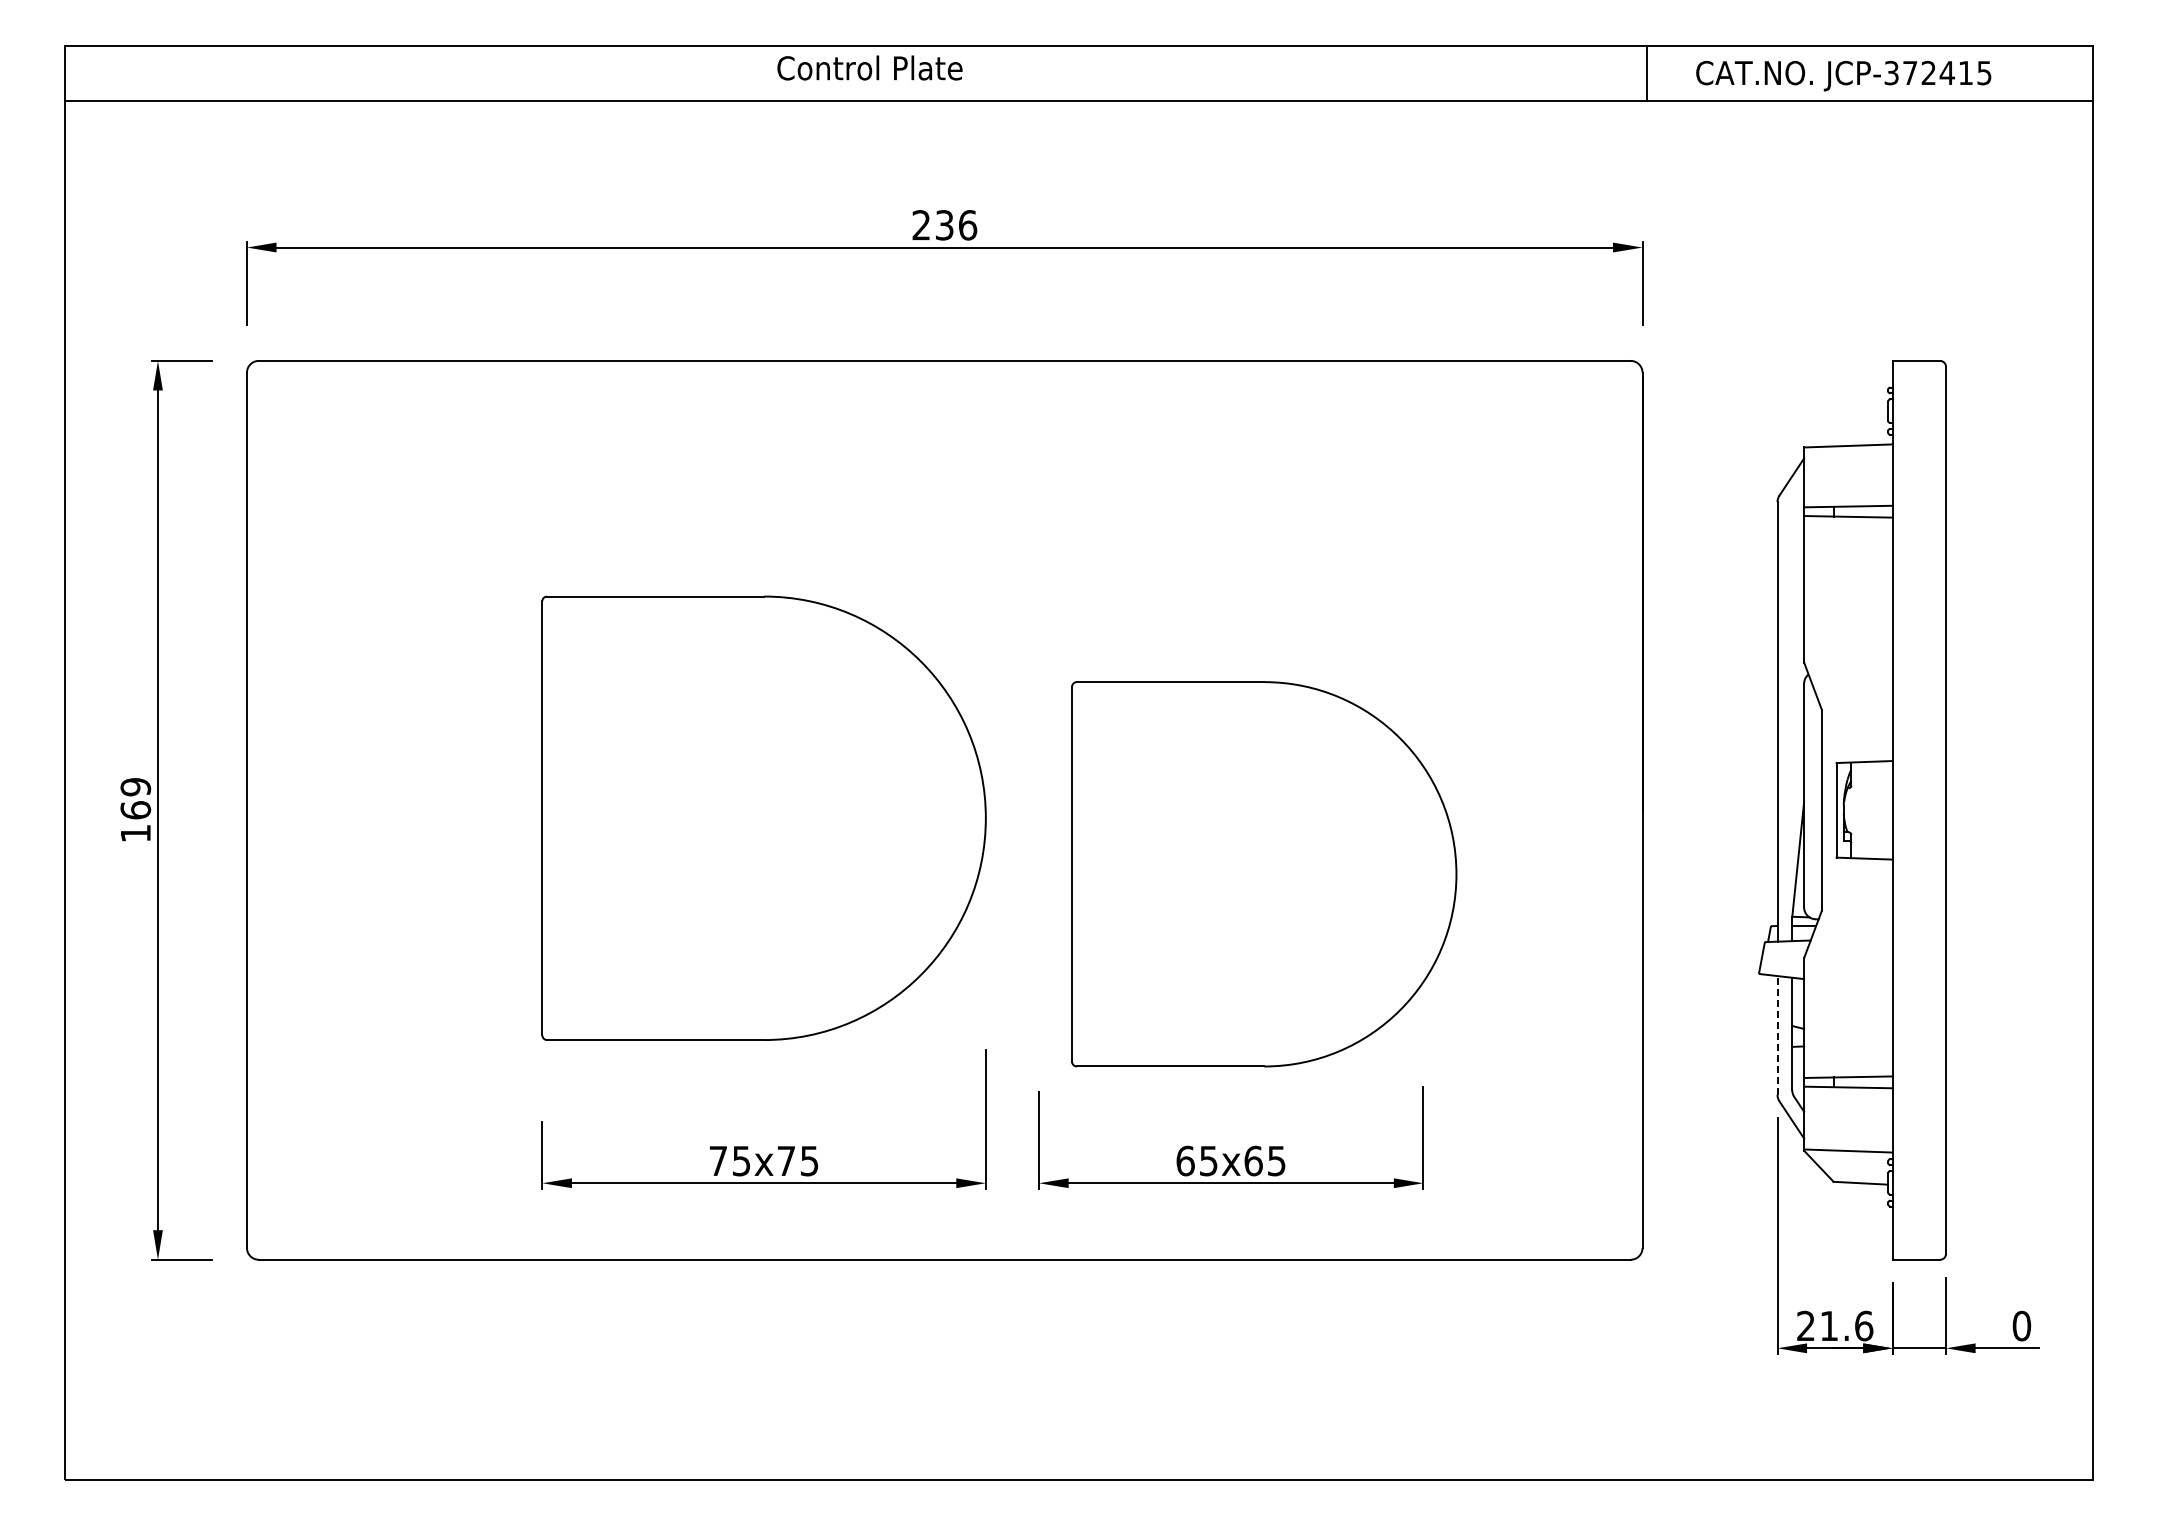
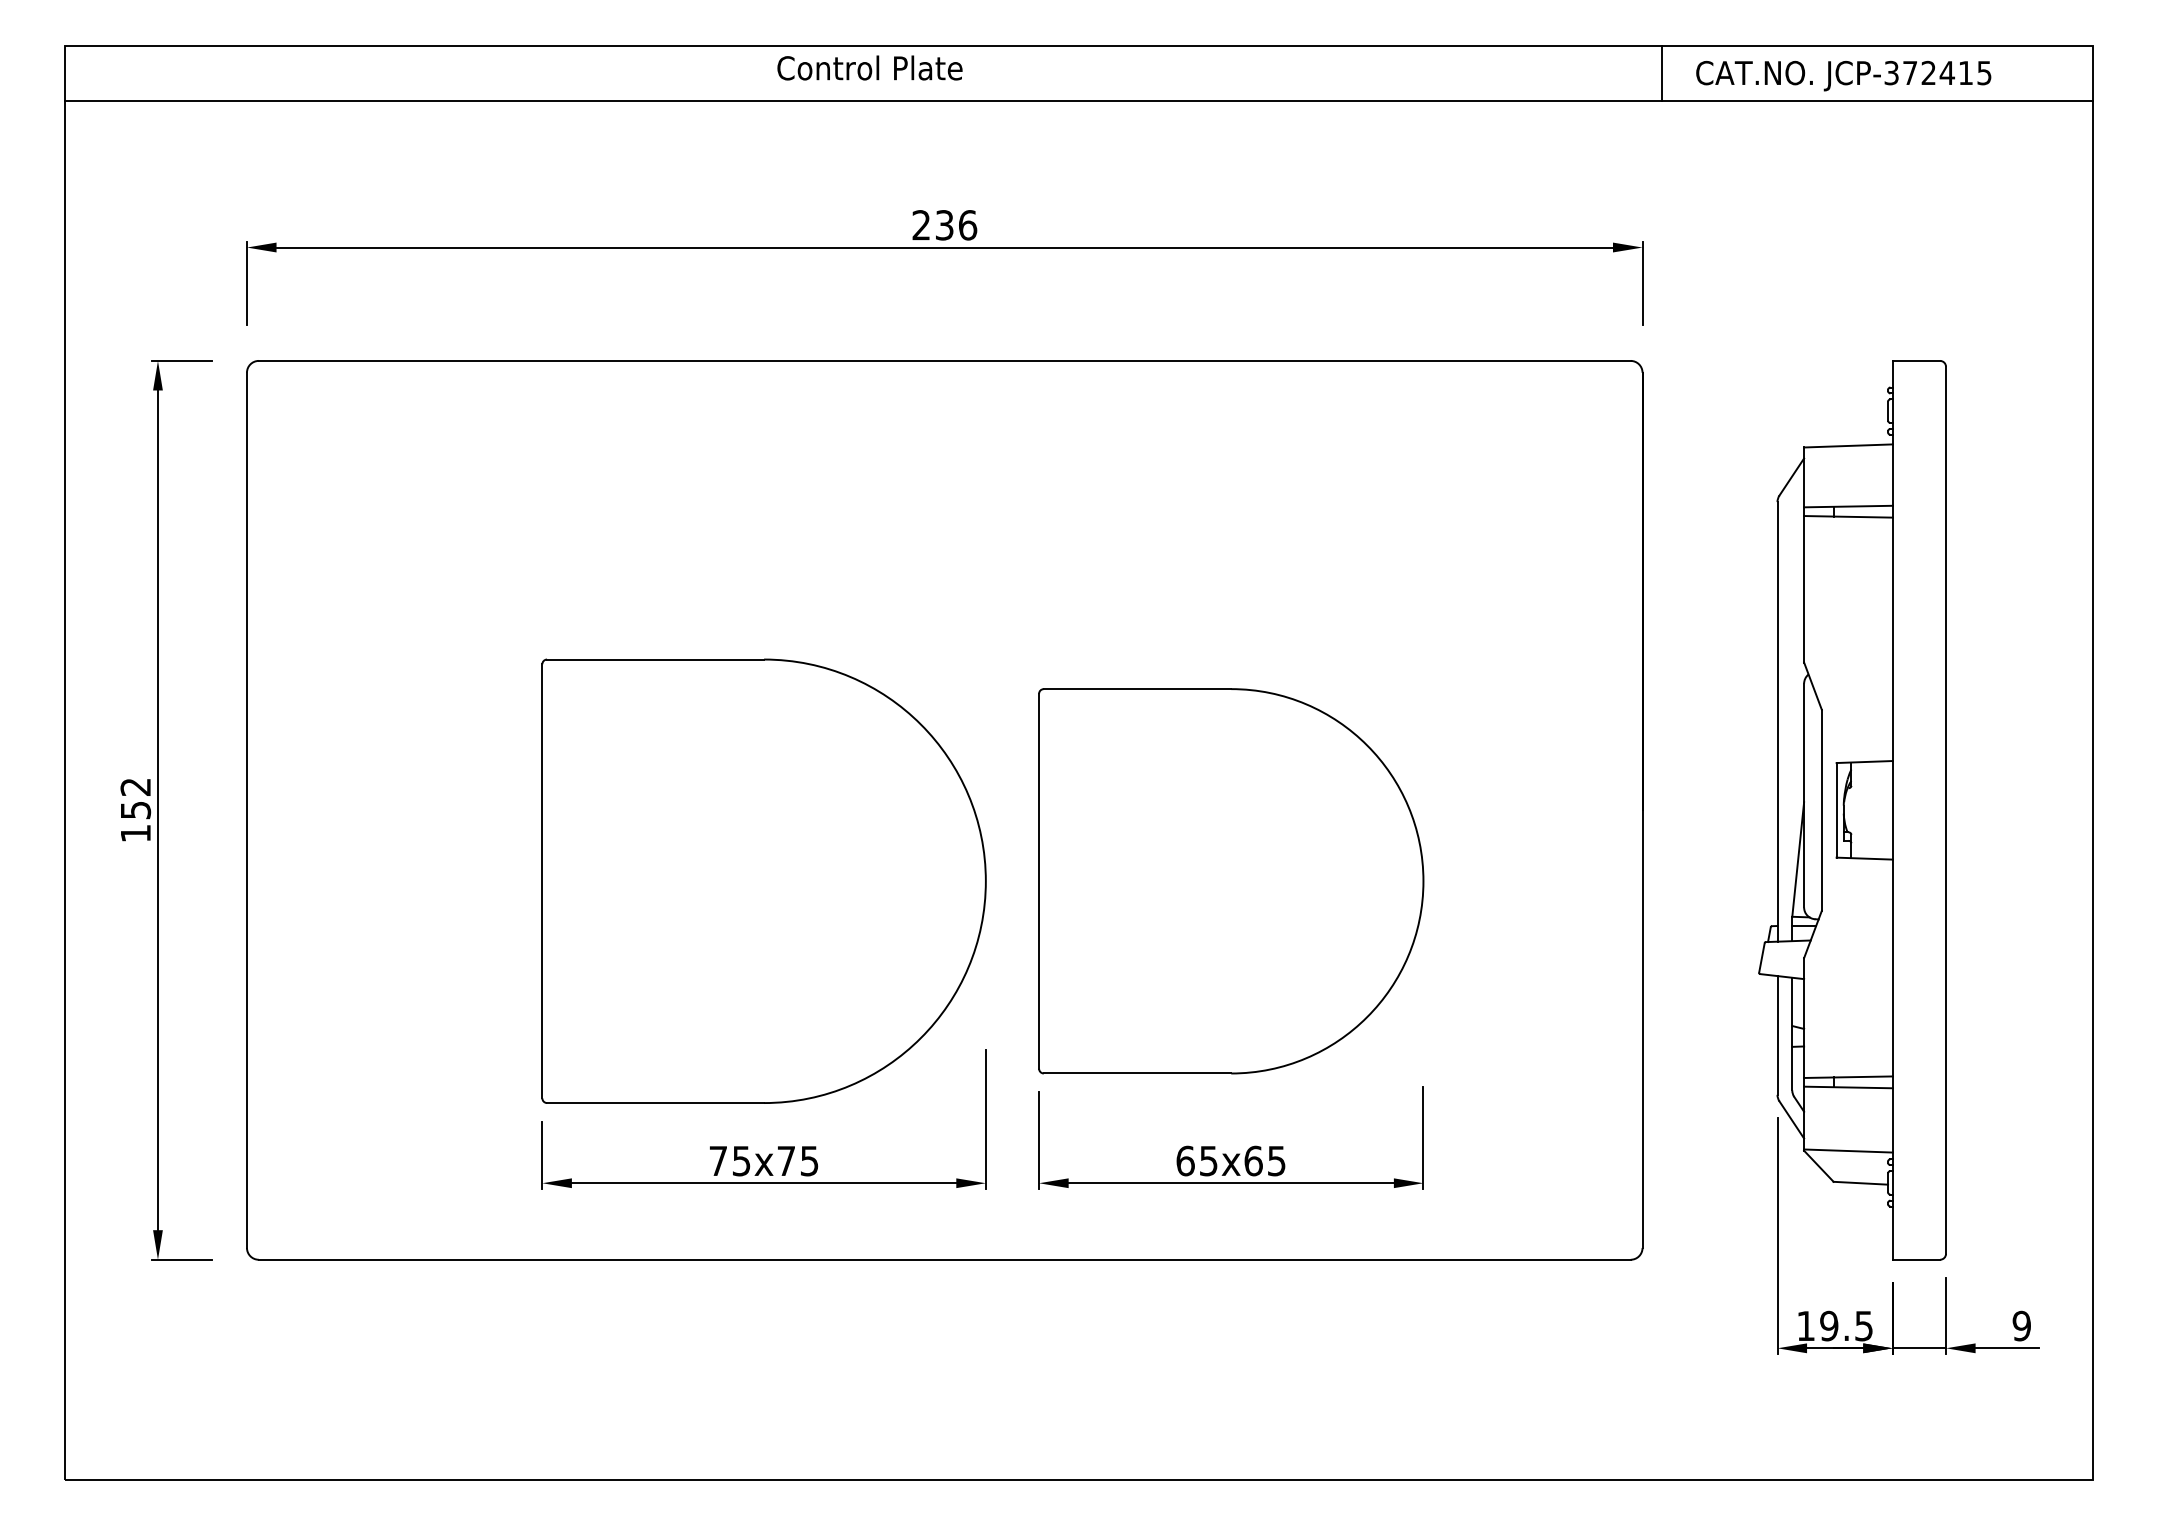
line position: (1647, 73) -> (1662, 73) (1662, 73)
text: 169 -> 152 (135, 798)
part position: (763, 817) -> (763, 880) (763, 880)
part position: (1264, 874) -> (1231, 881) (1231, 881)
line: dashed -> solid (1777, 1034)
text: 21.6 -> 19.5 (1835, 1325)
text: 0 -> 9 (2021, 1326)
